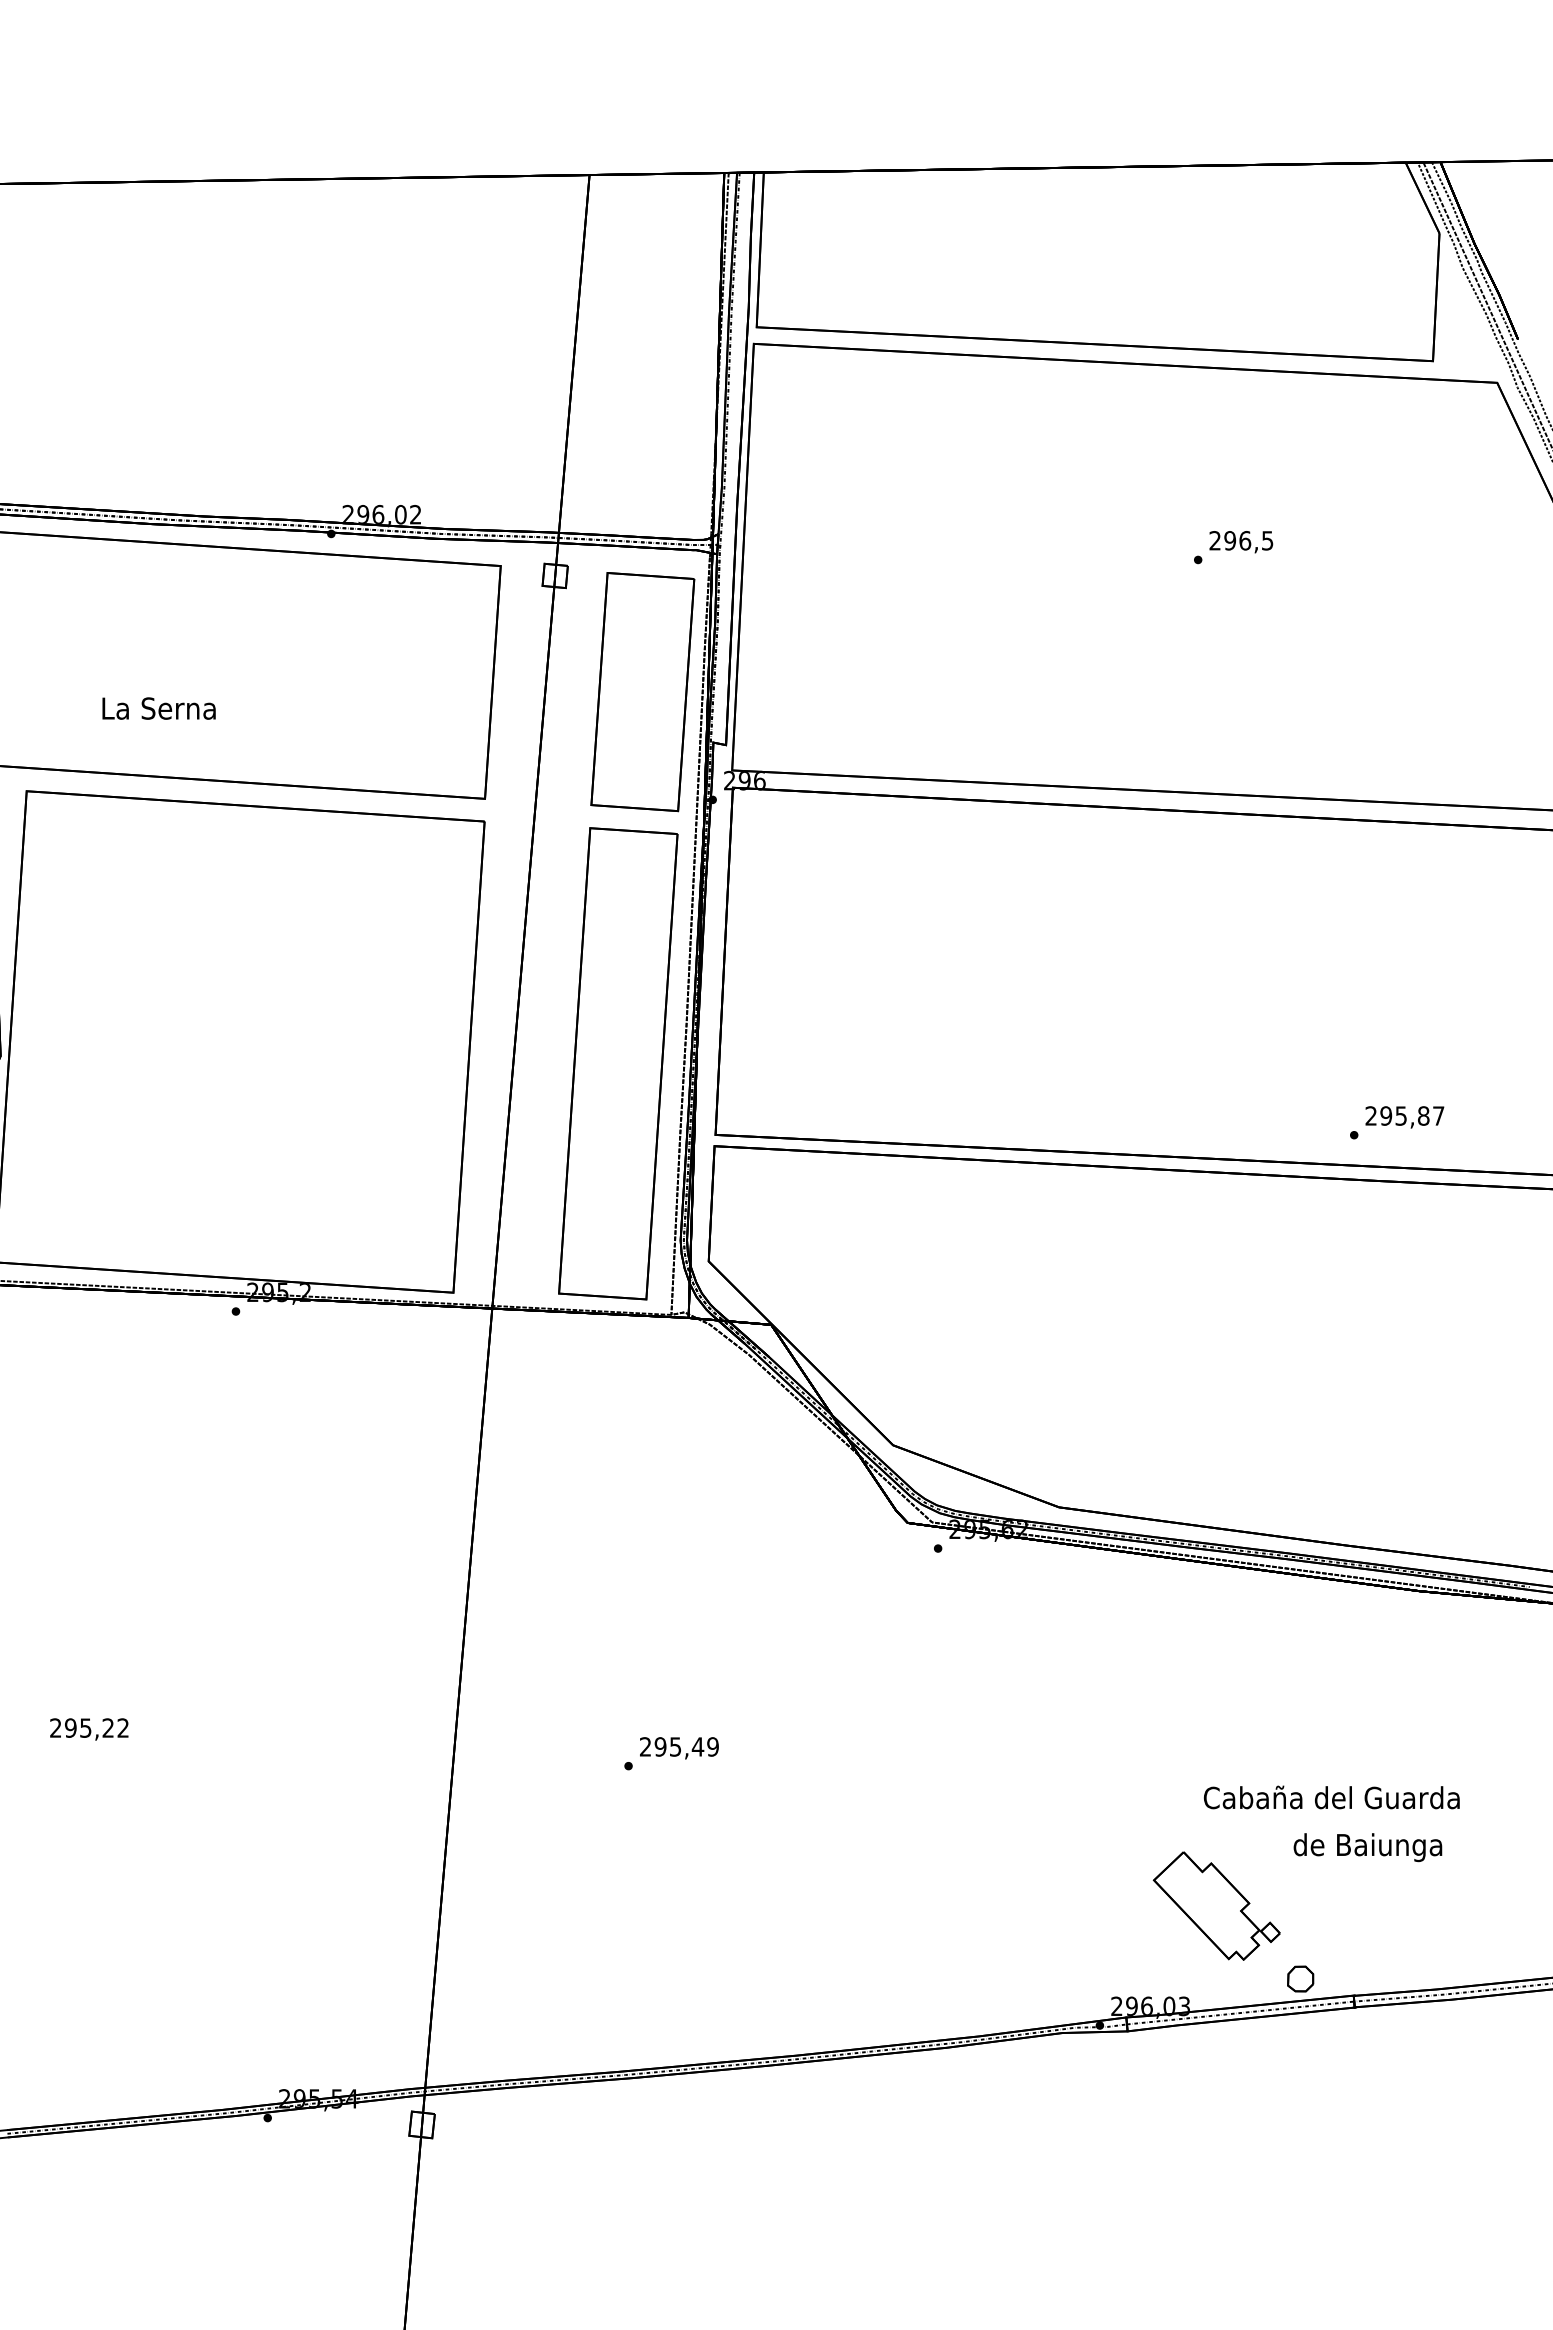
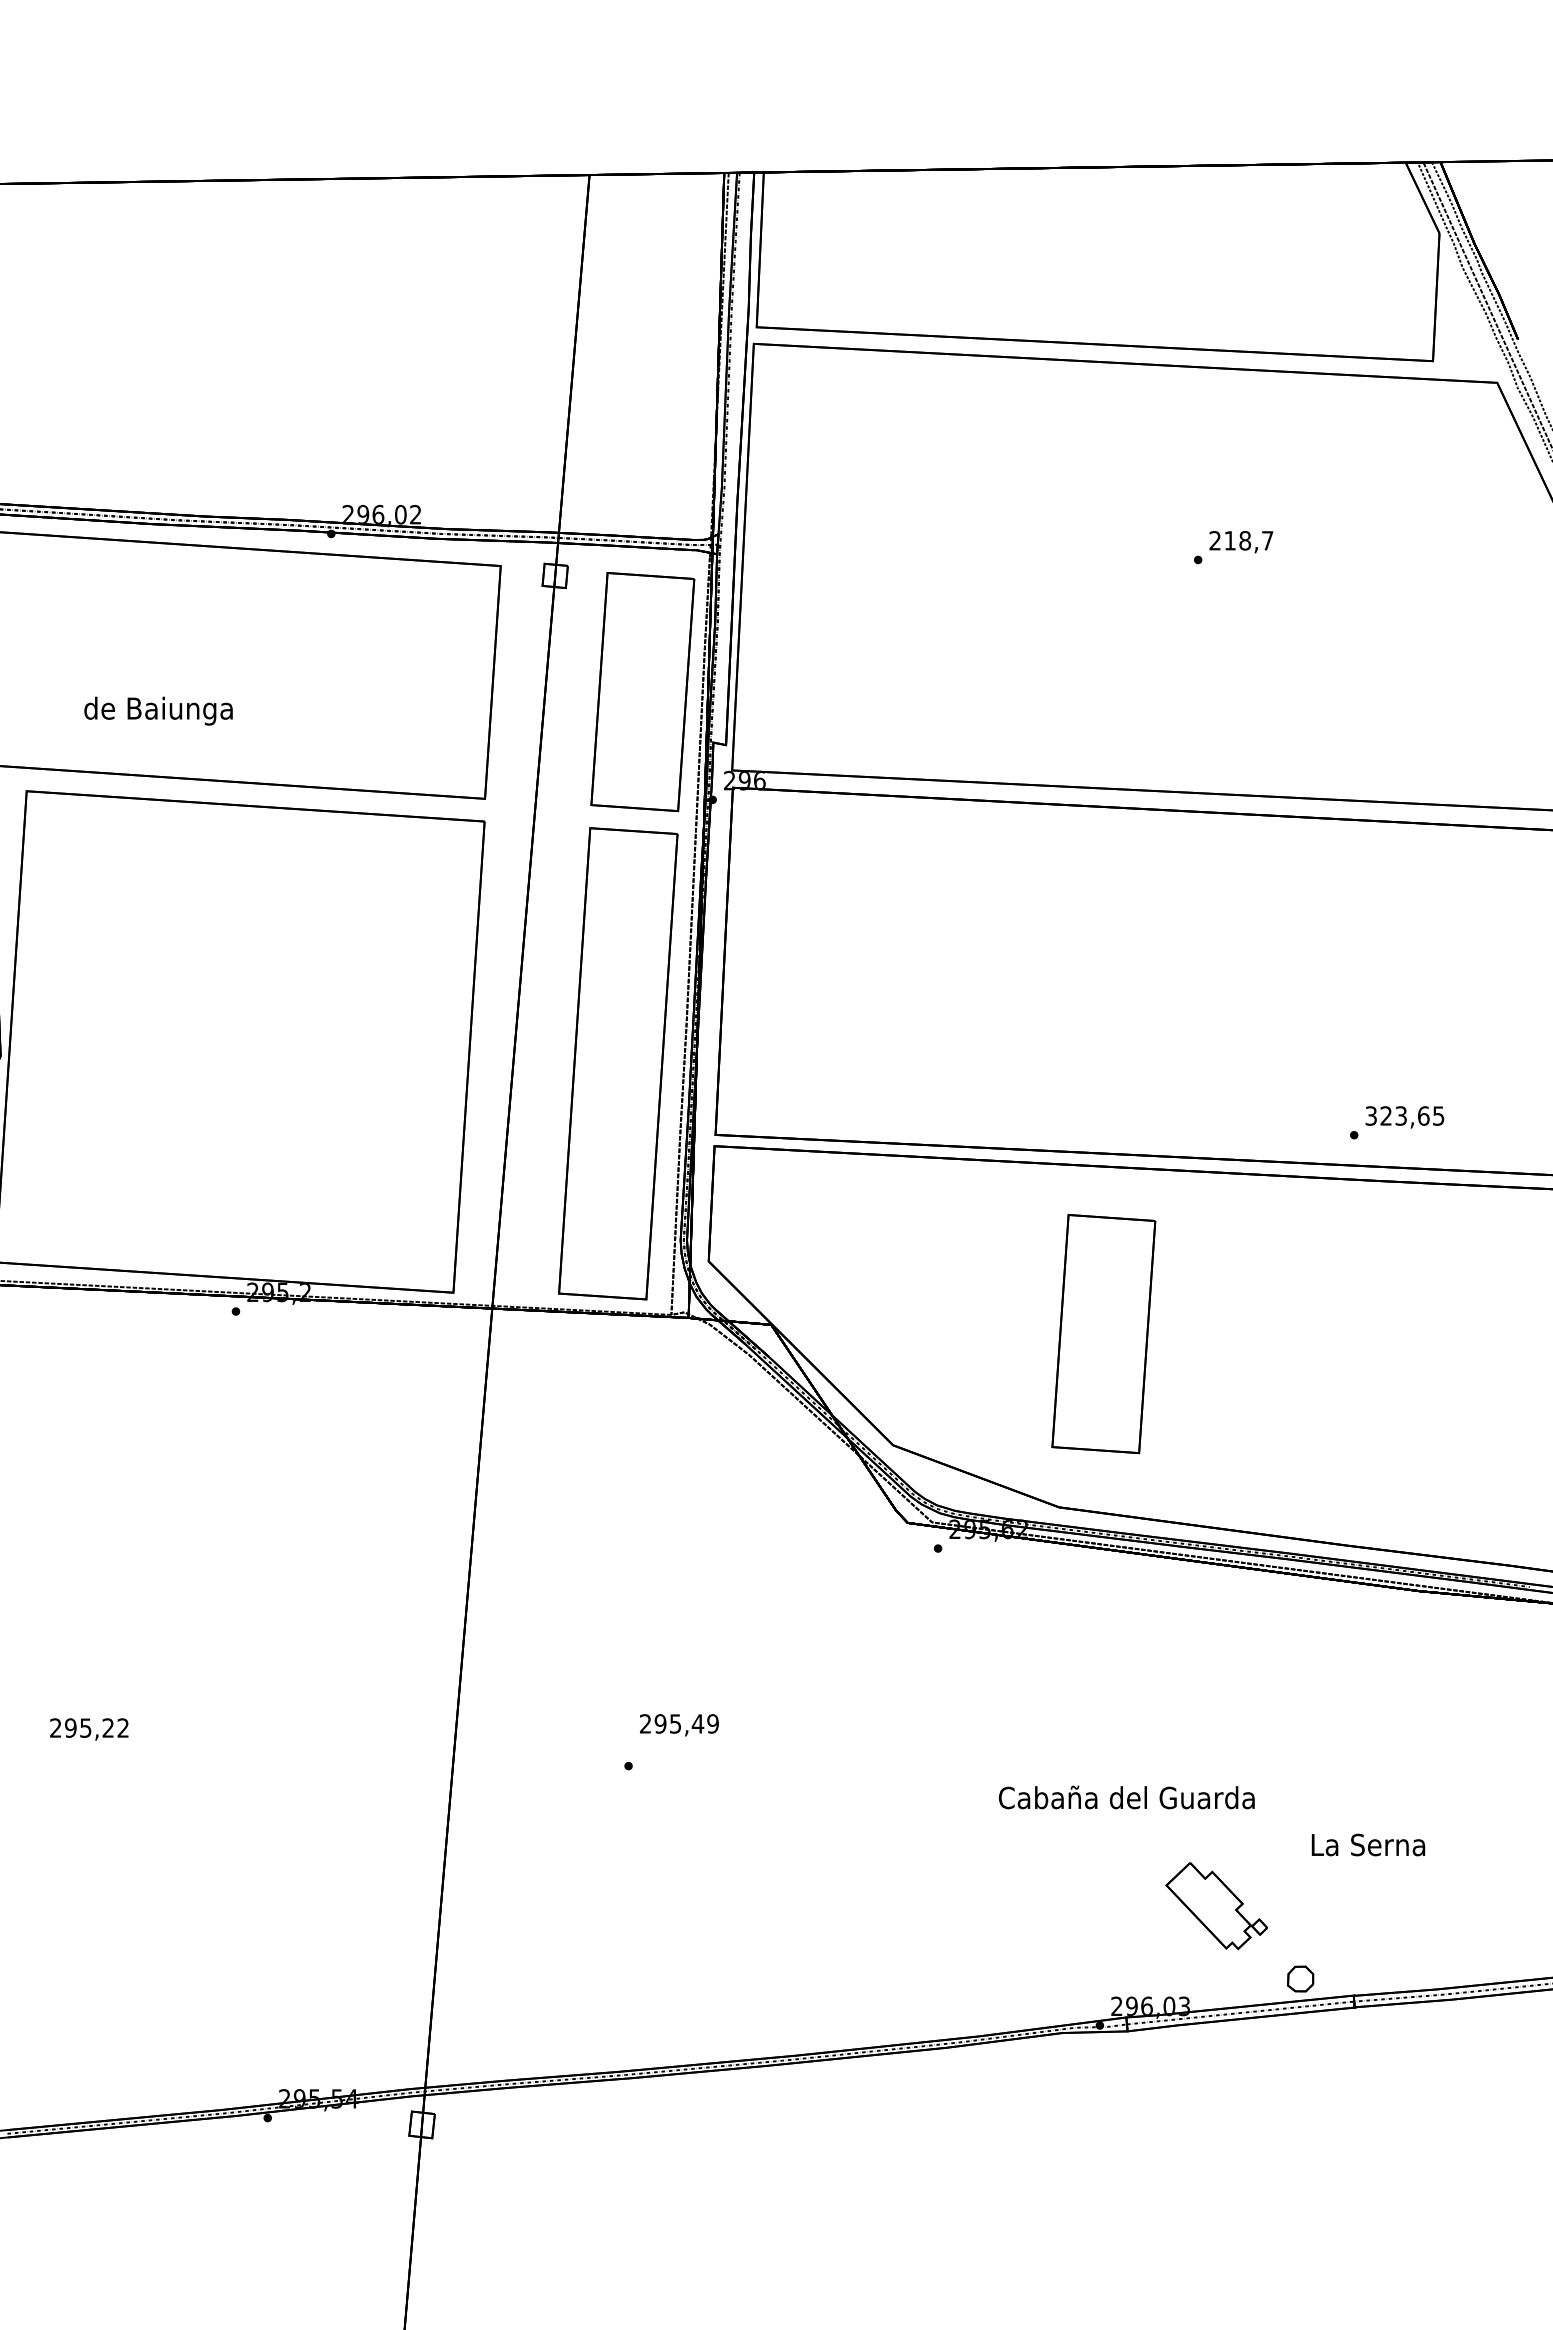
text: 296,5 -> 218,7 (1248, 540)
text: La Serna -> de Baiunga (158, 710)
text: 295,87 -> 323,65 (1404, 1115)
part: none -> present (1103, 1334)
text position: (679, 1748) -> (679, 1725) (679, 1725)
text position: (1331, 1797) -> (1126, 1797) (1126, 1797)
text: de Baiunga -> La Serna (1367, 1847)
part size: 129x110 px -> 103x89 px (1216, 1906)
